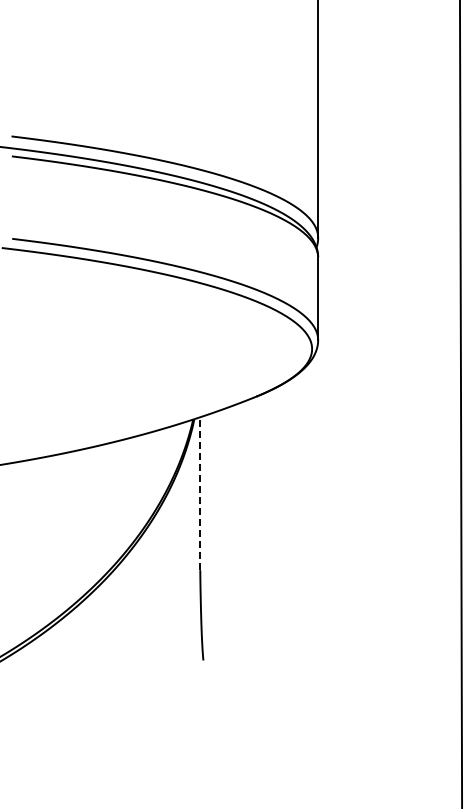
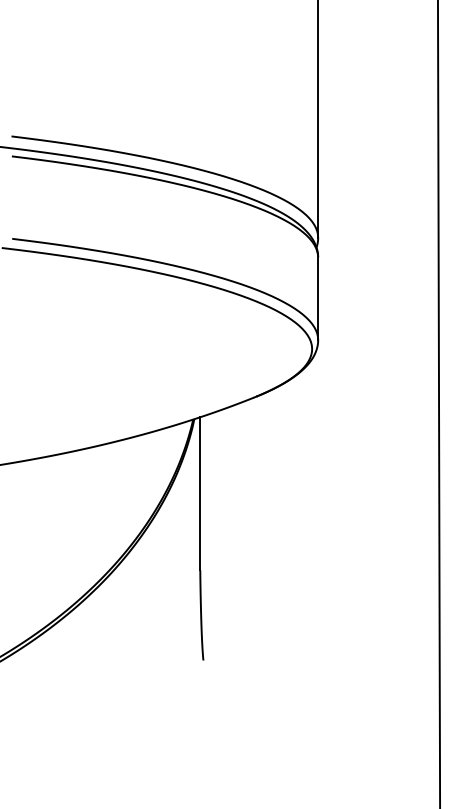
line position: (460, 403) -> (438, 403) (438, 403)
line: dashed -> solid (200, 493)
